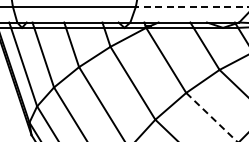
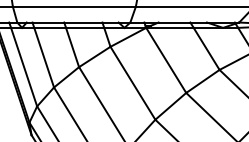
line: dashed -> solid (191, 6)
line: dashed -> solid (211, 117)
